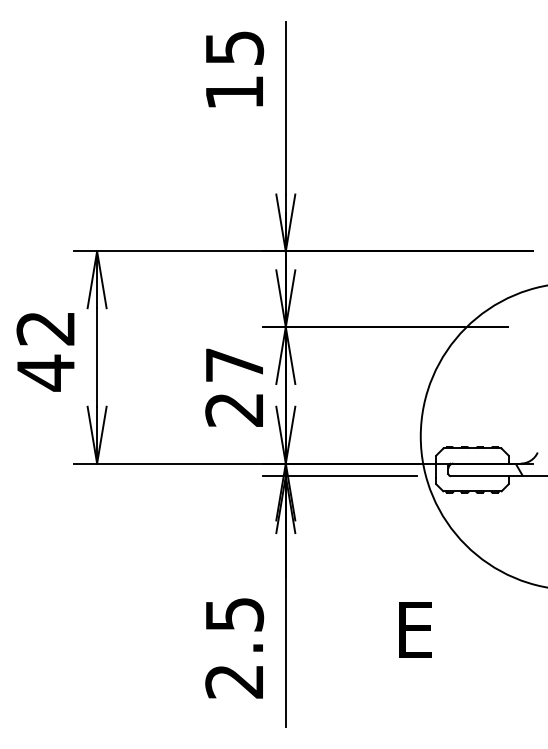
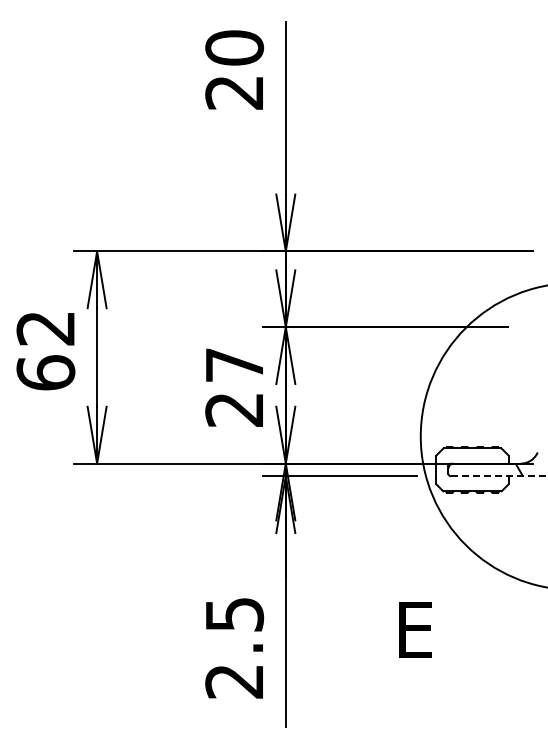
text: 15 -> 20 (234, 69)
text: 42 -> 62 (45, 372)
line: solid -> dashed (499, 476)
